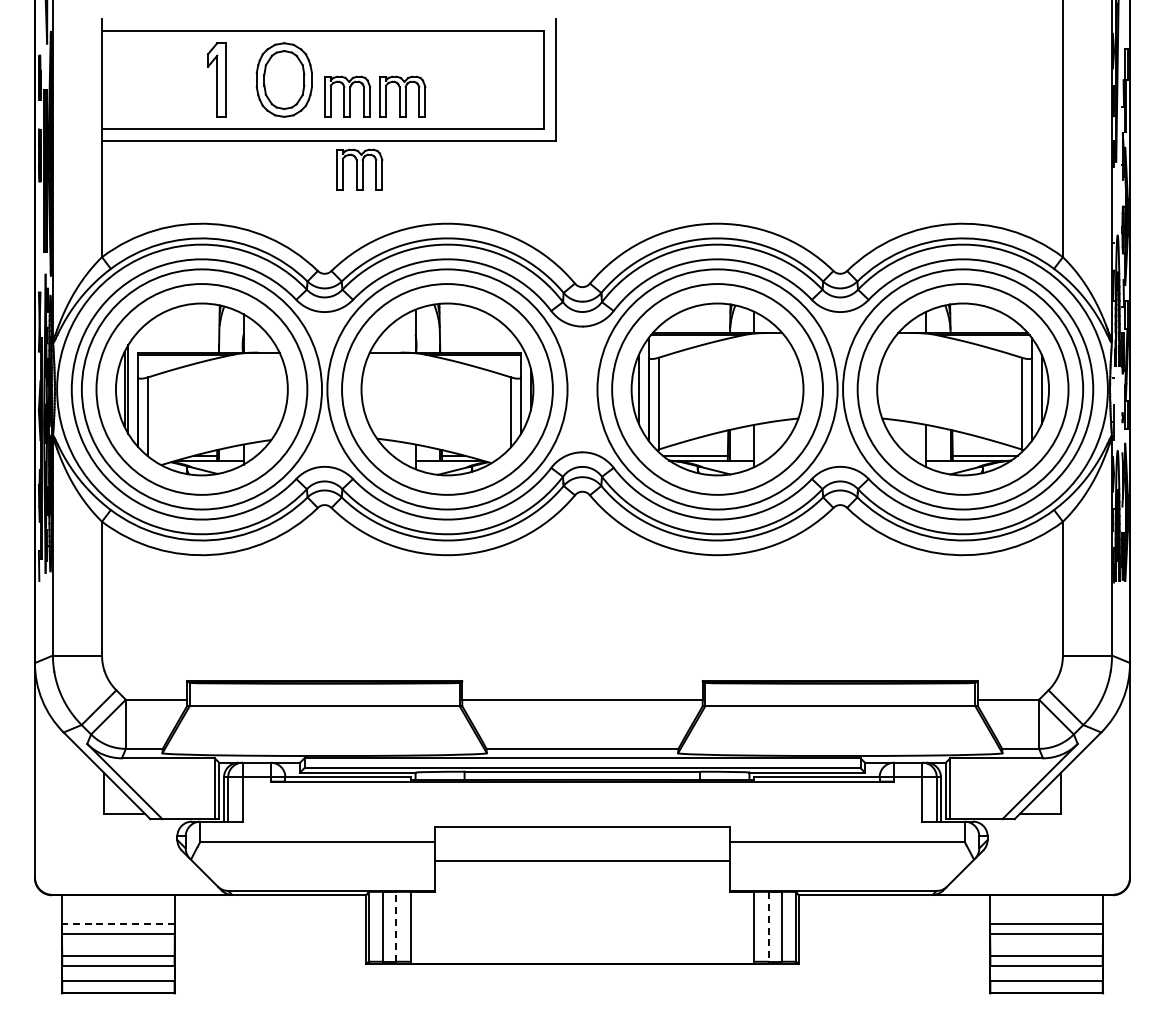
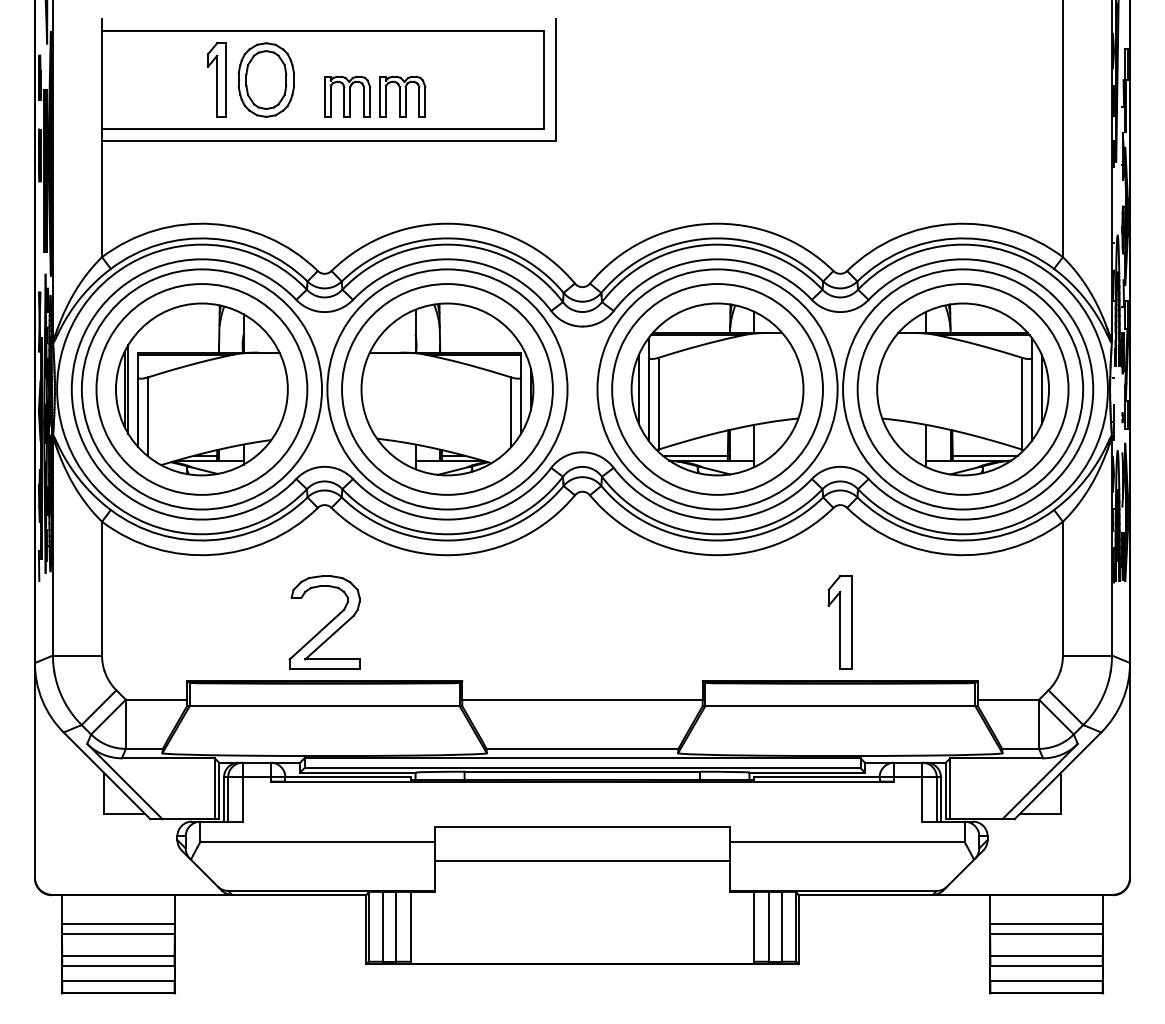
part position: (283, 79) -> (265, 79) (265, 79)
part: present -> none (359, 169)
part: none -> present (324, 622)
part: none -> present (839, 622)
line: dashed -> solid (117, 923)
line: dashed -> solid (395, 926)
line: dashed -> solid (769, 926)
